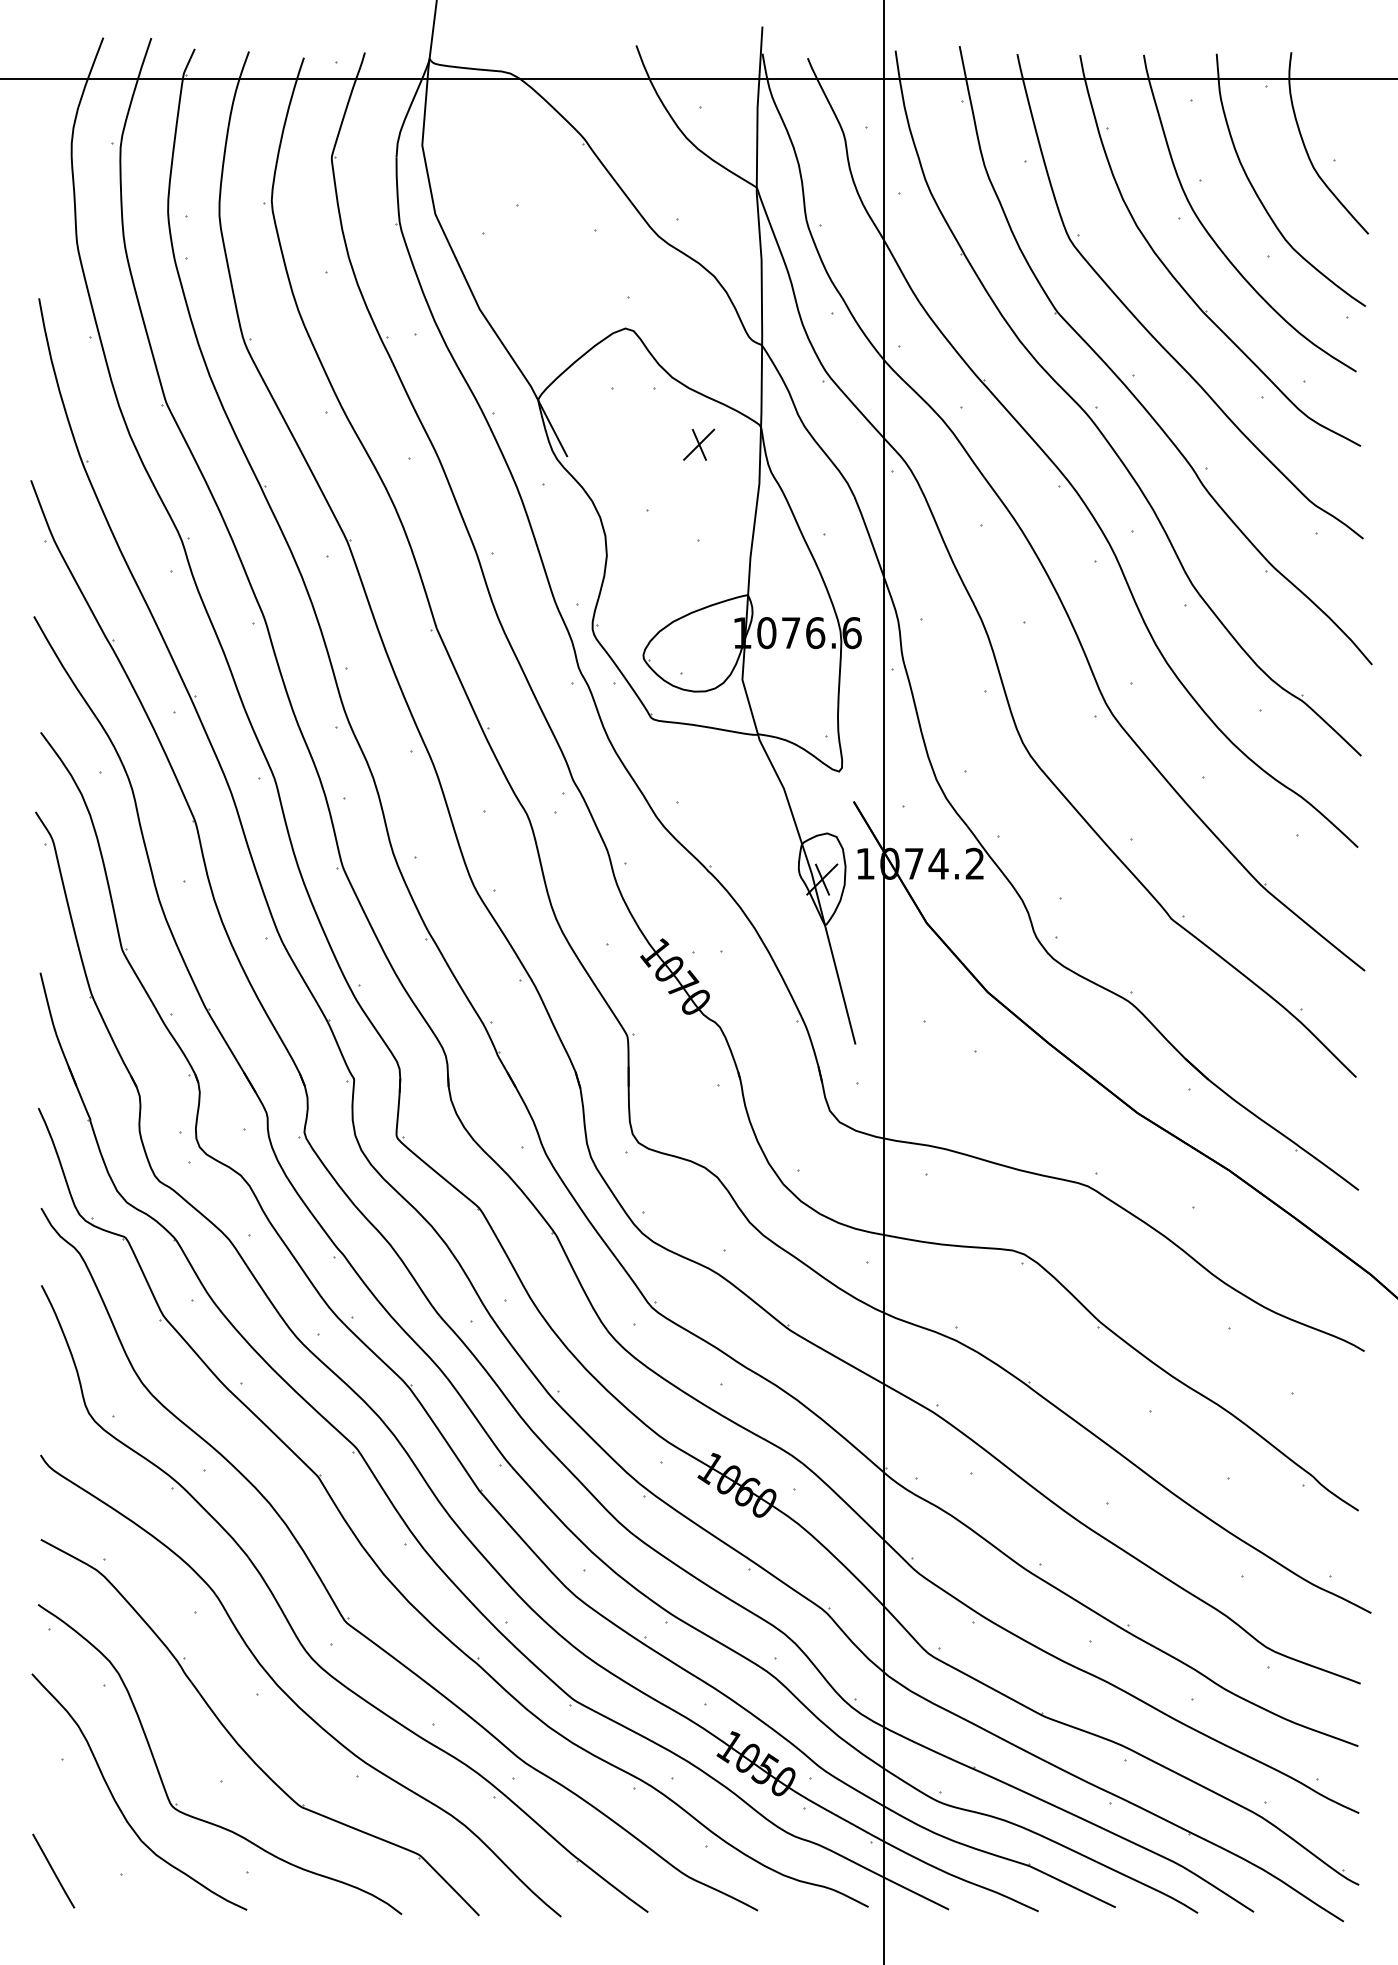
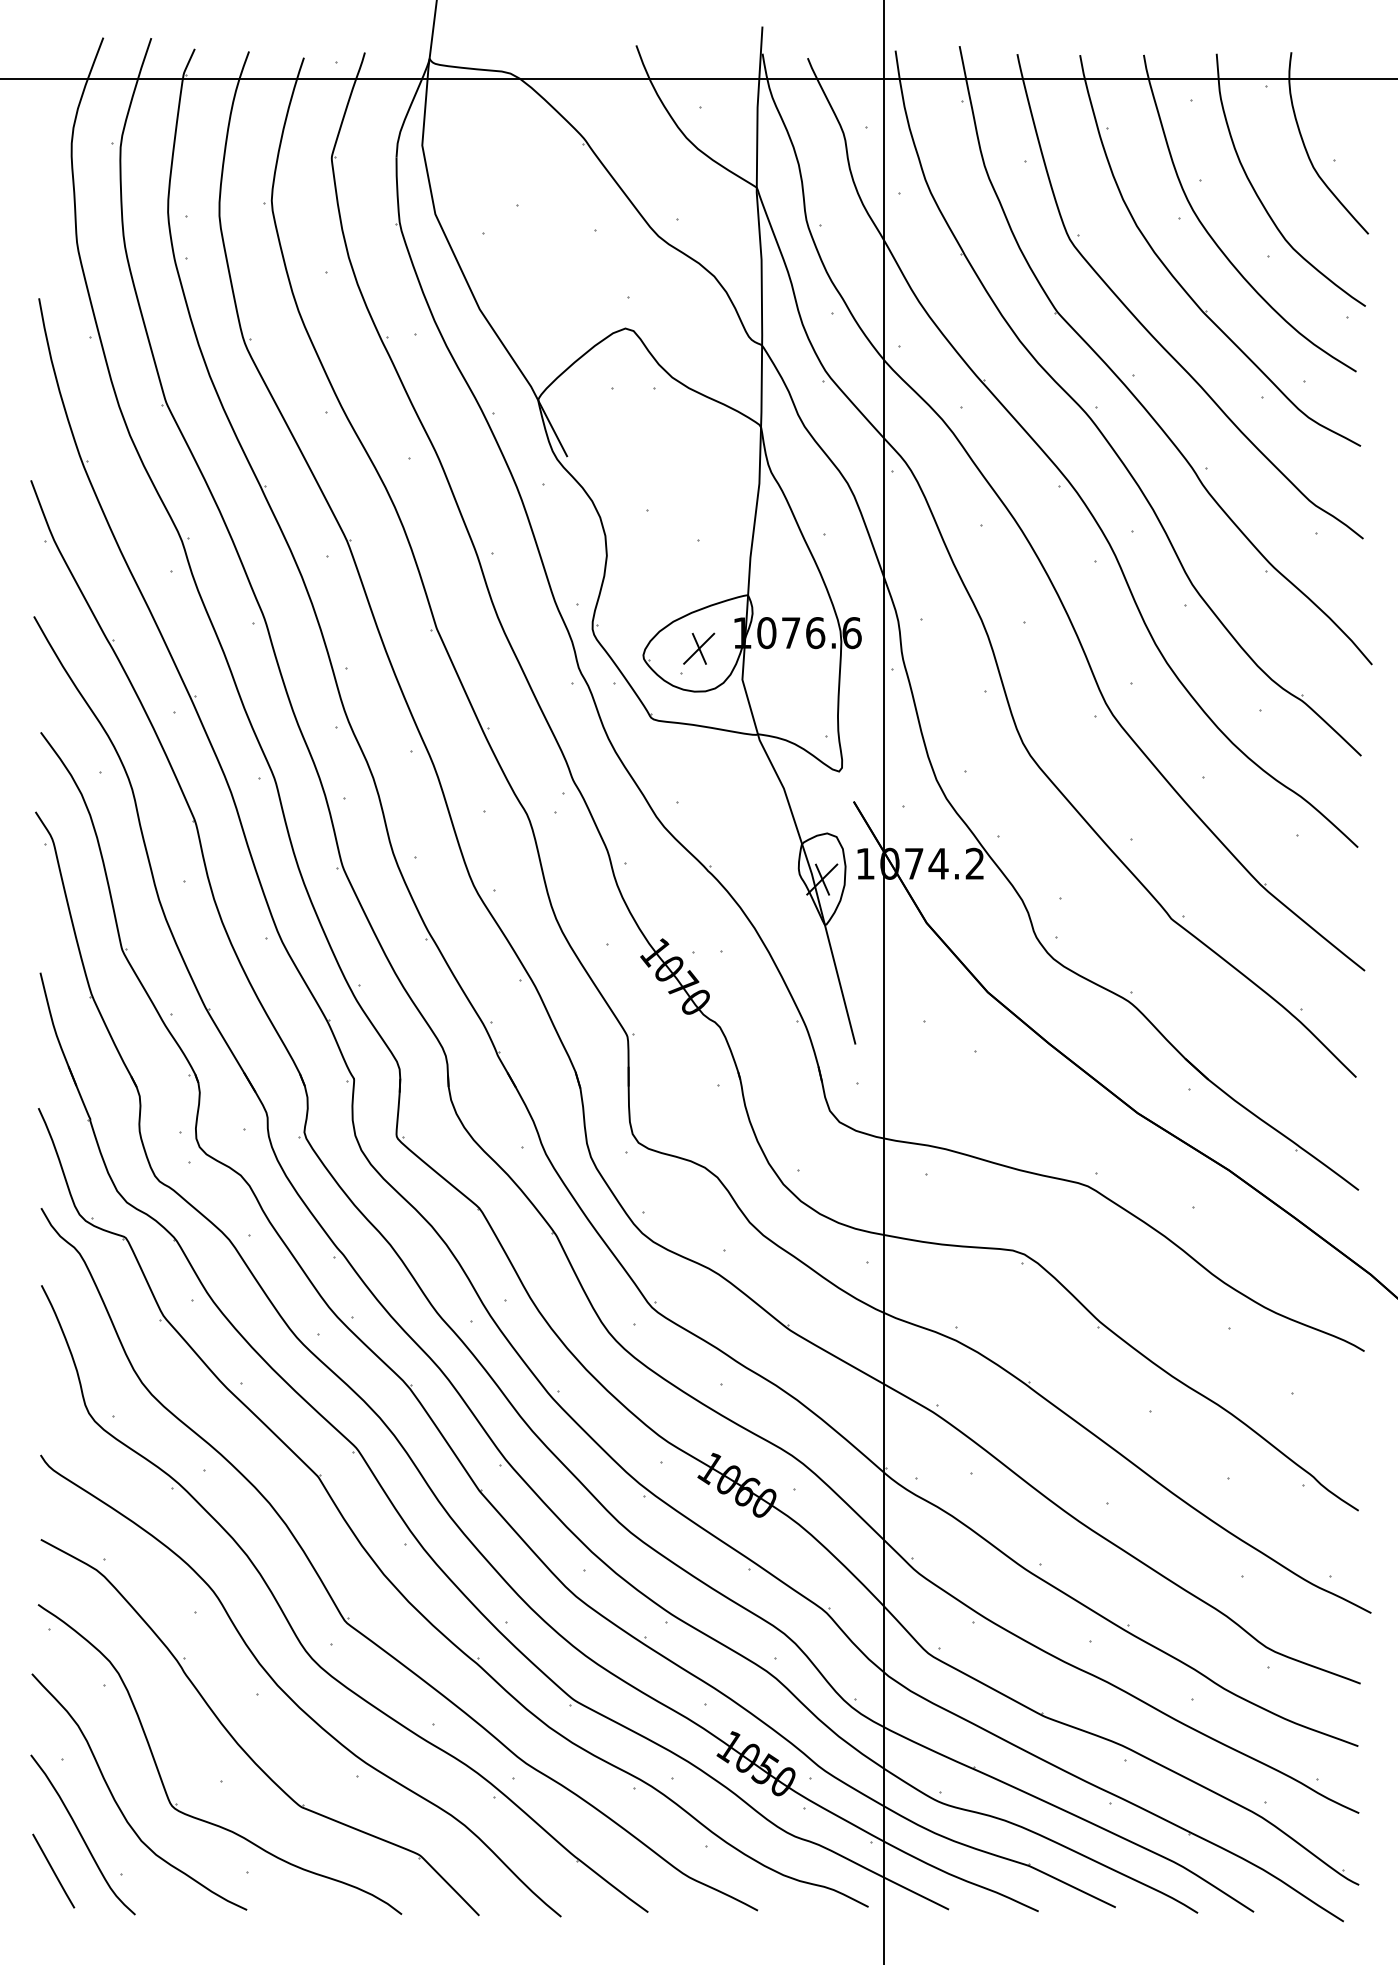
part position: (699, 444) -> (699, 648) (699, 648)
curve: none -> present (81, 1834)
